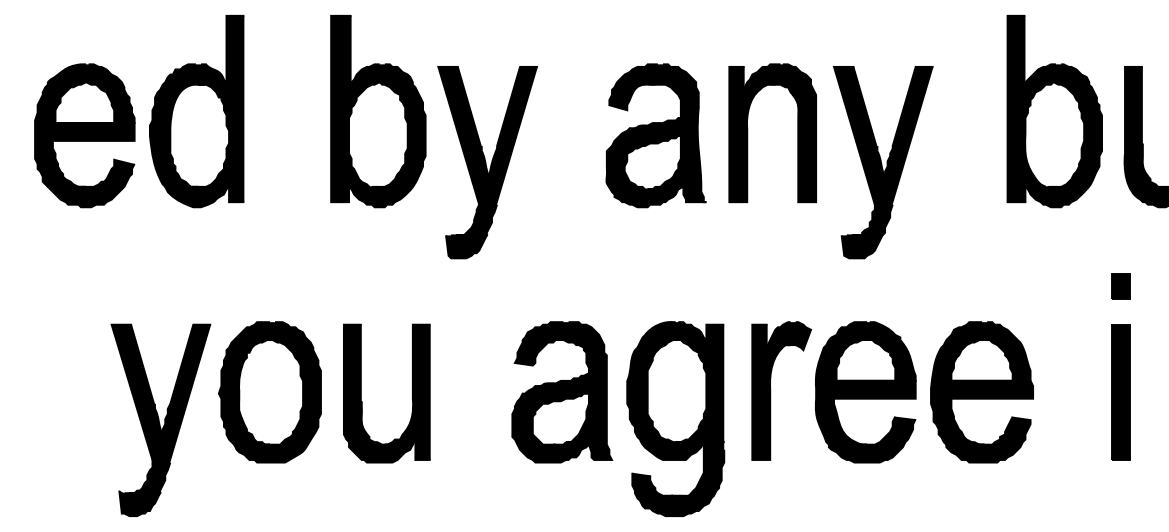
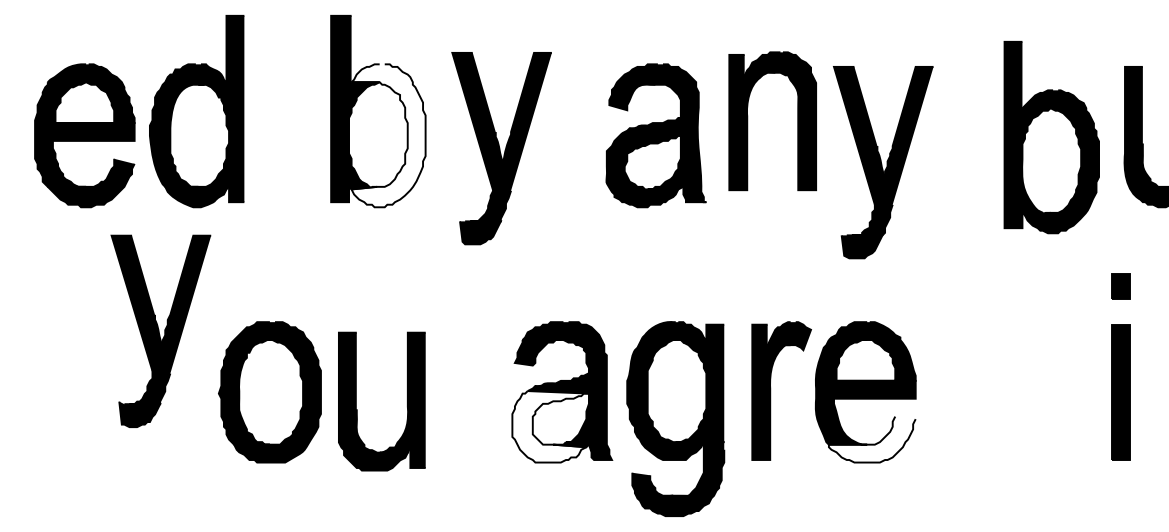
part position: (1054, 111) -> (1051, 137) (1051, 137)
part position: (748, 133) -> (748, 121) (748, 121)
fill: present -> none (388, 135)
part position: (487, 162) -> (501, 148) (501, 148)
part: present -> none (981, 392)
part position: (361, 393) -> (356, 401) (356, 401)
part position: (160, 419) -> (160, 330) (160, 330)
fill: present -> none (550, 426)
fill: present -> none (871, 439)
